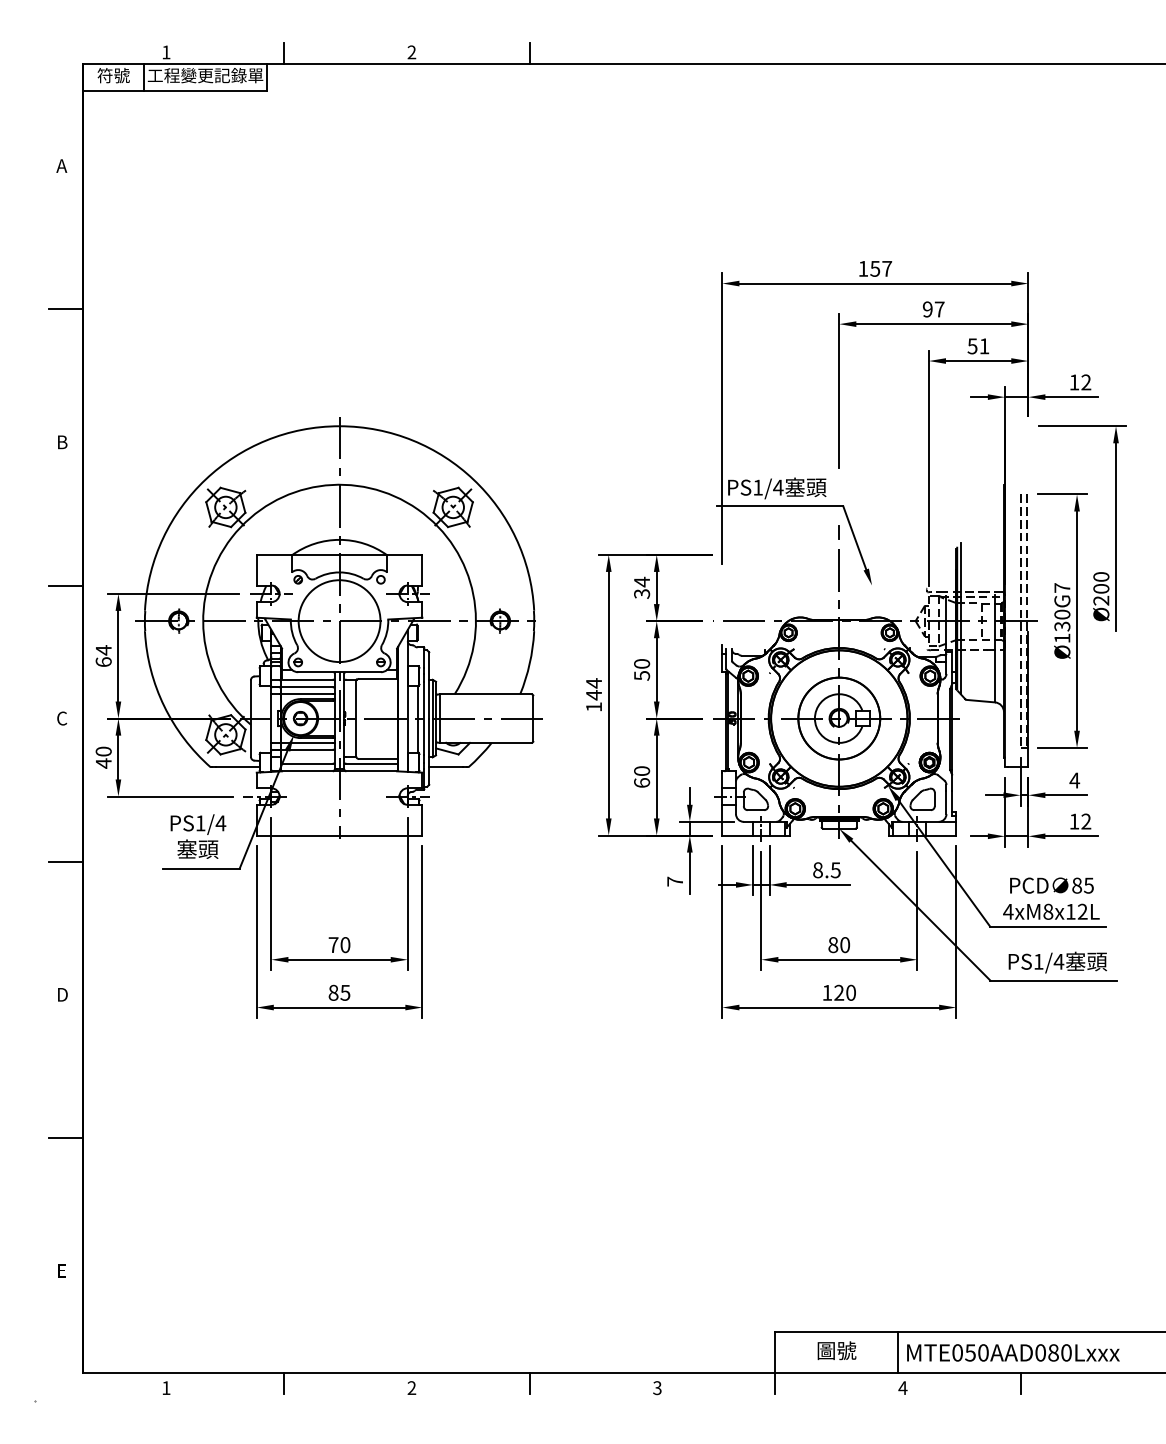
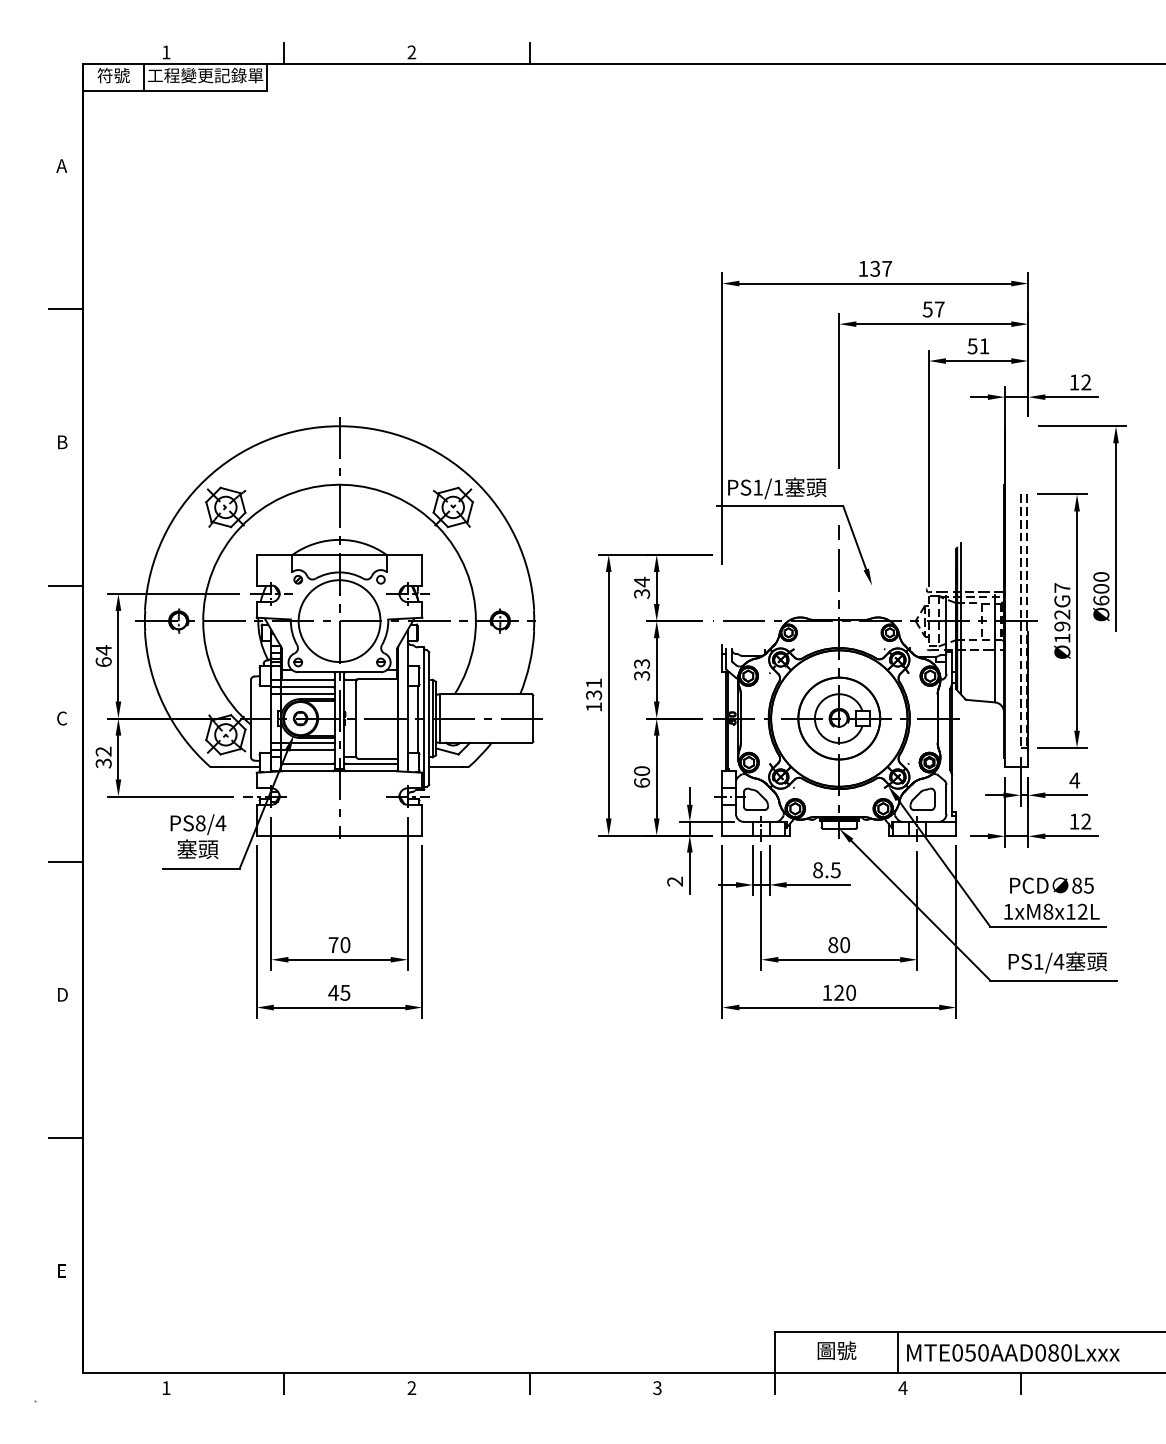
text: 157 -> 137 (875, 268)
text: 97 -> 57 (927, 309)
text: PS1/4 -> PS1/1 (778, 487)
text: Ø200 -> Ø600 (1101, 600)
text: Ø130G7 -> Ø192G7 (1062, 620)
text: 50 -> 33 (641, 669)
text: 144 -> 131 (594, 689)
text: 40 -> 32 (103, 757)
text: PS1/4 -> PS8/4 (200, 823)
text: 7 -> 2 (674, 881)
text: 4xM8x12L -> 1xM8x12L (1008, 911)
text: 85 -> 45 (333, 992)
